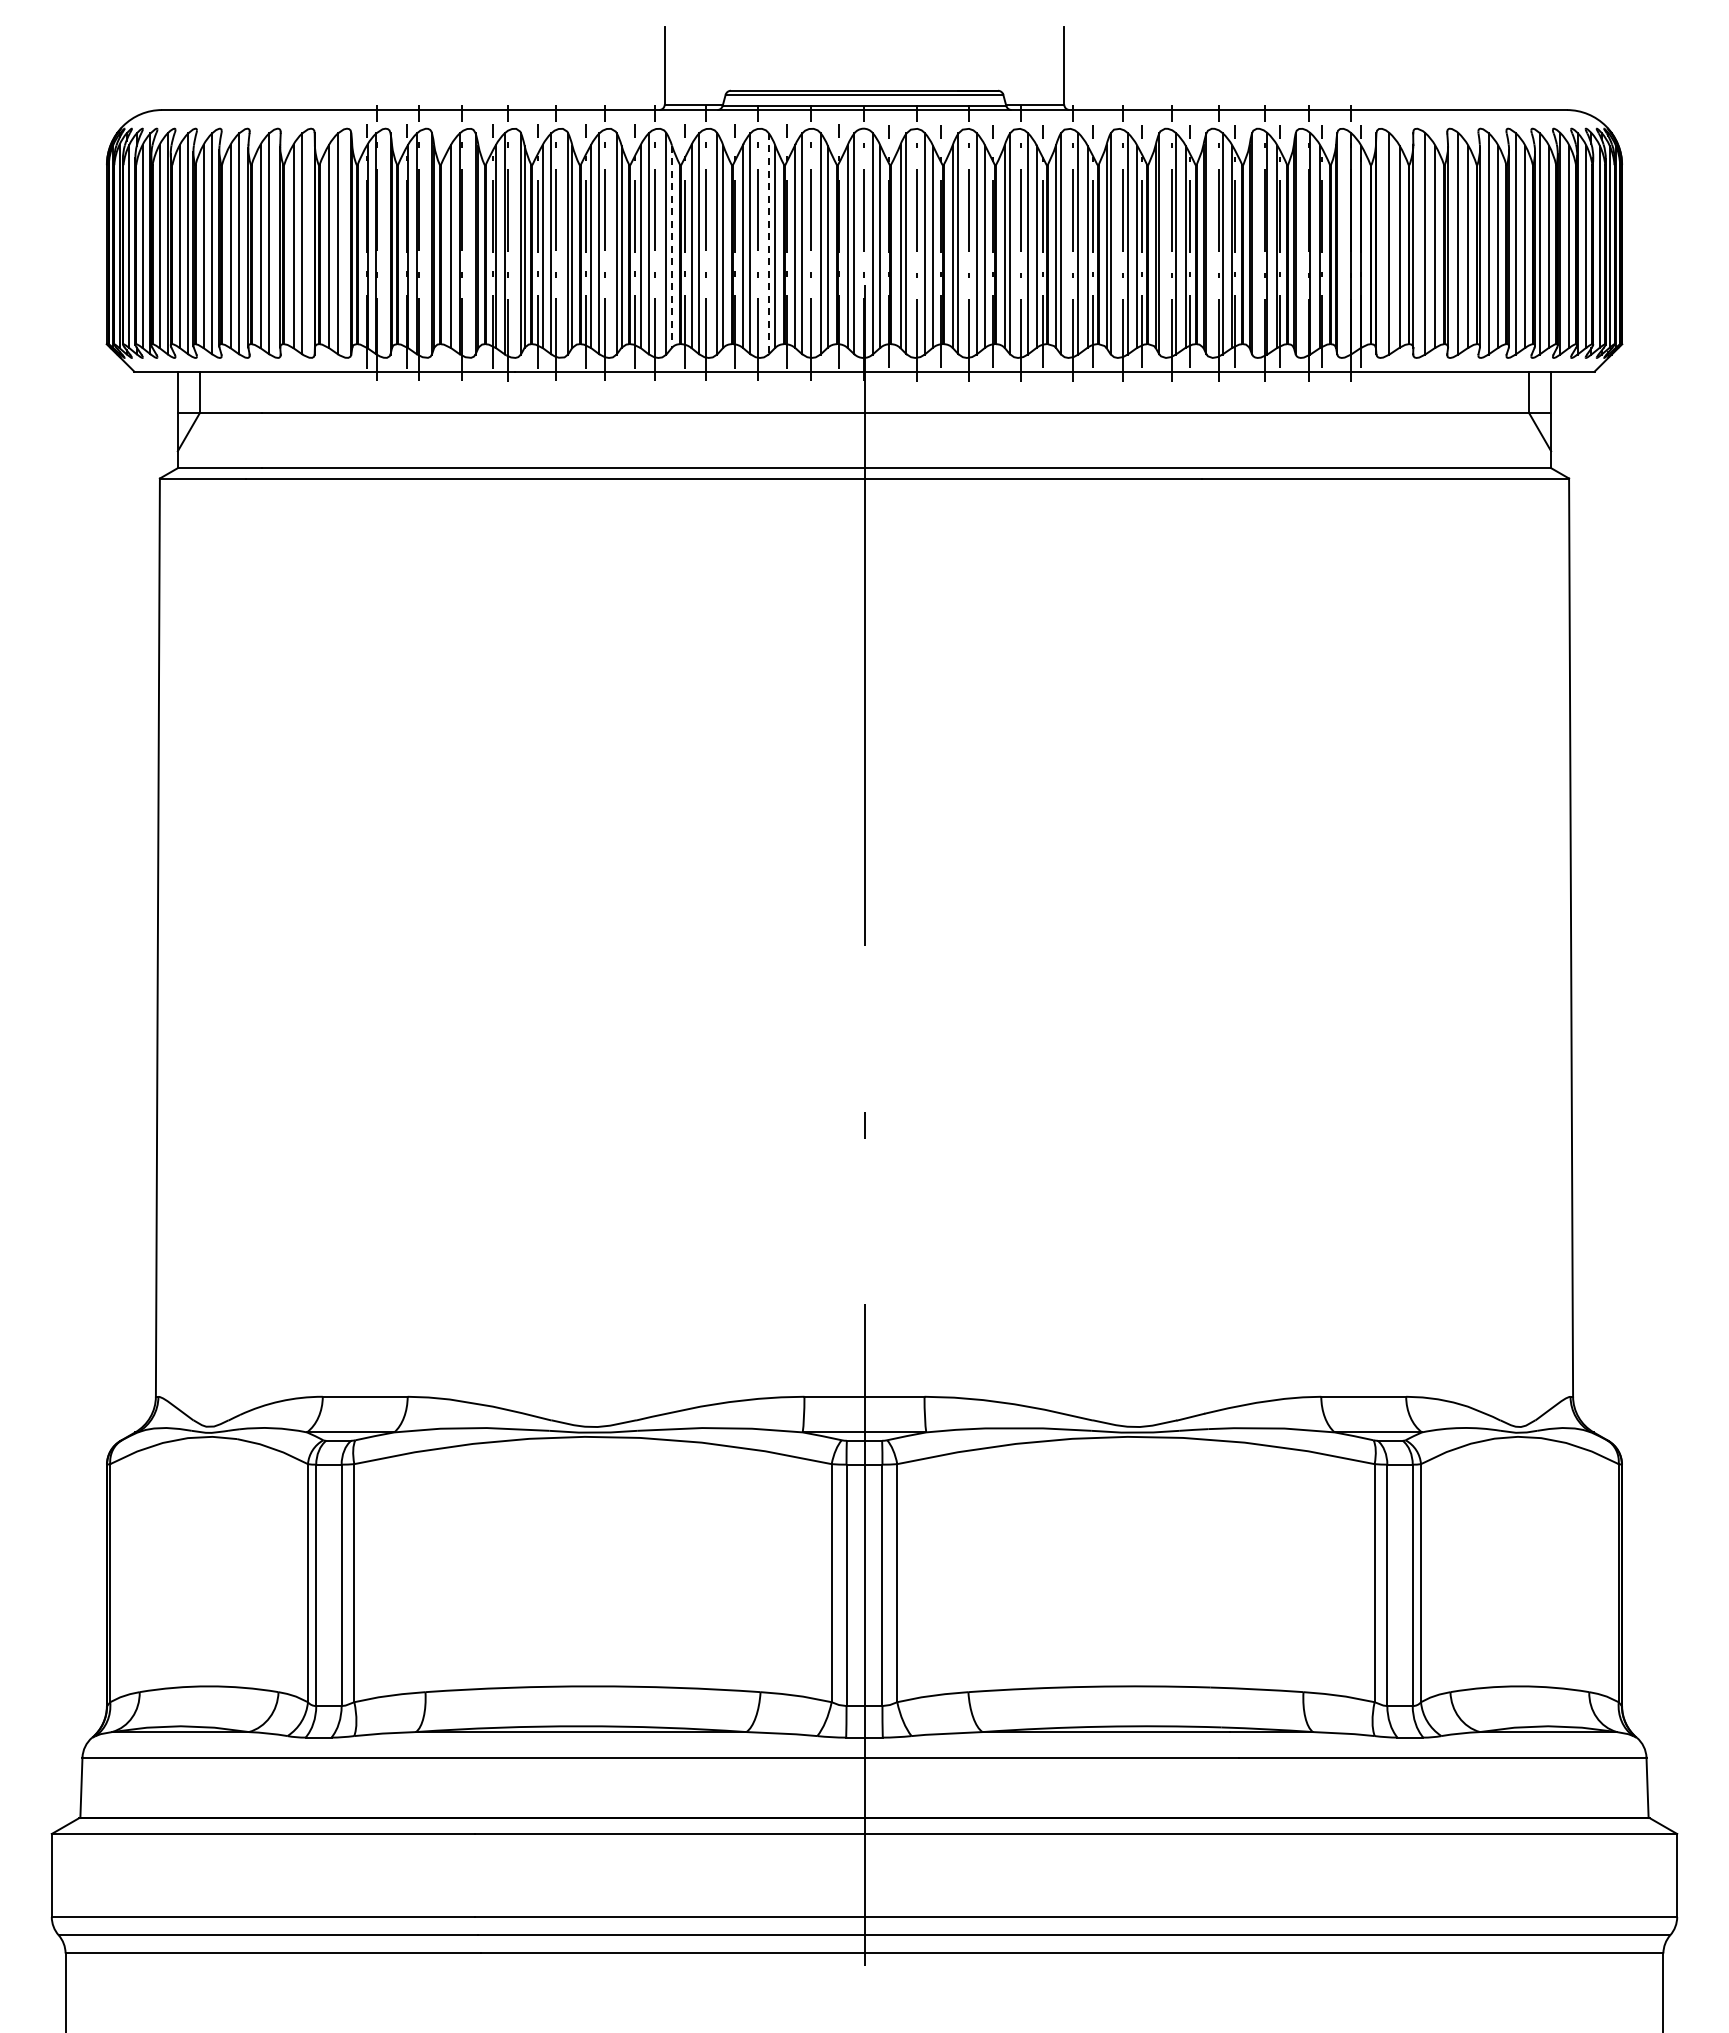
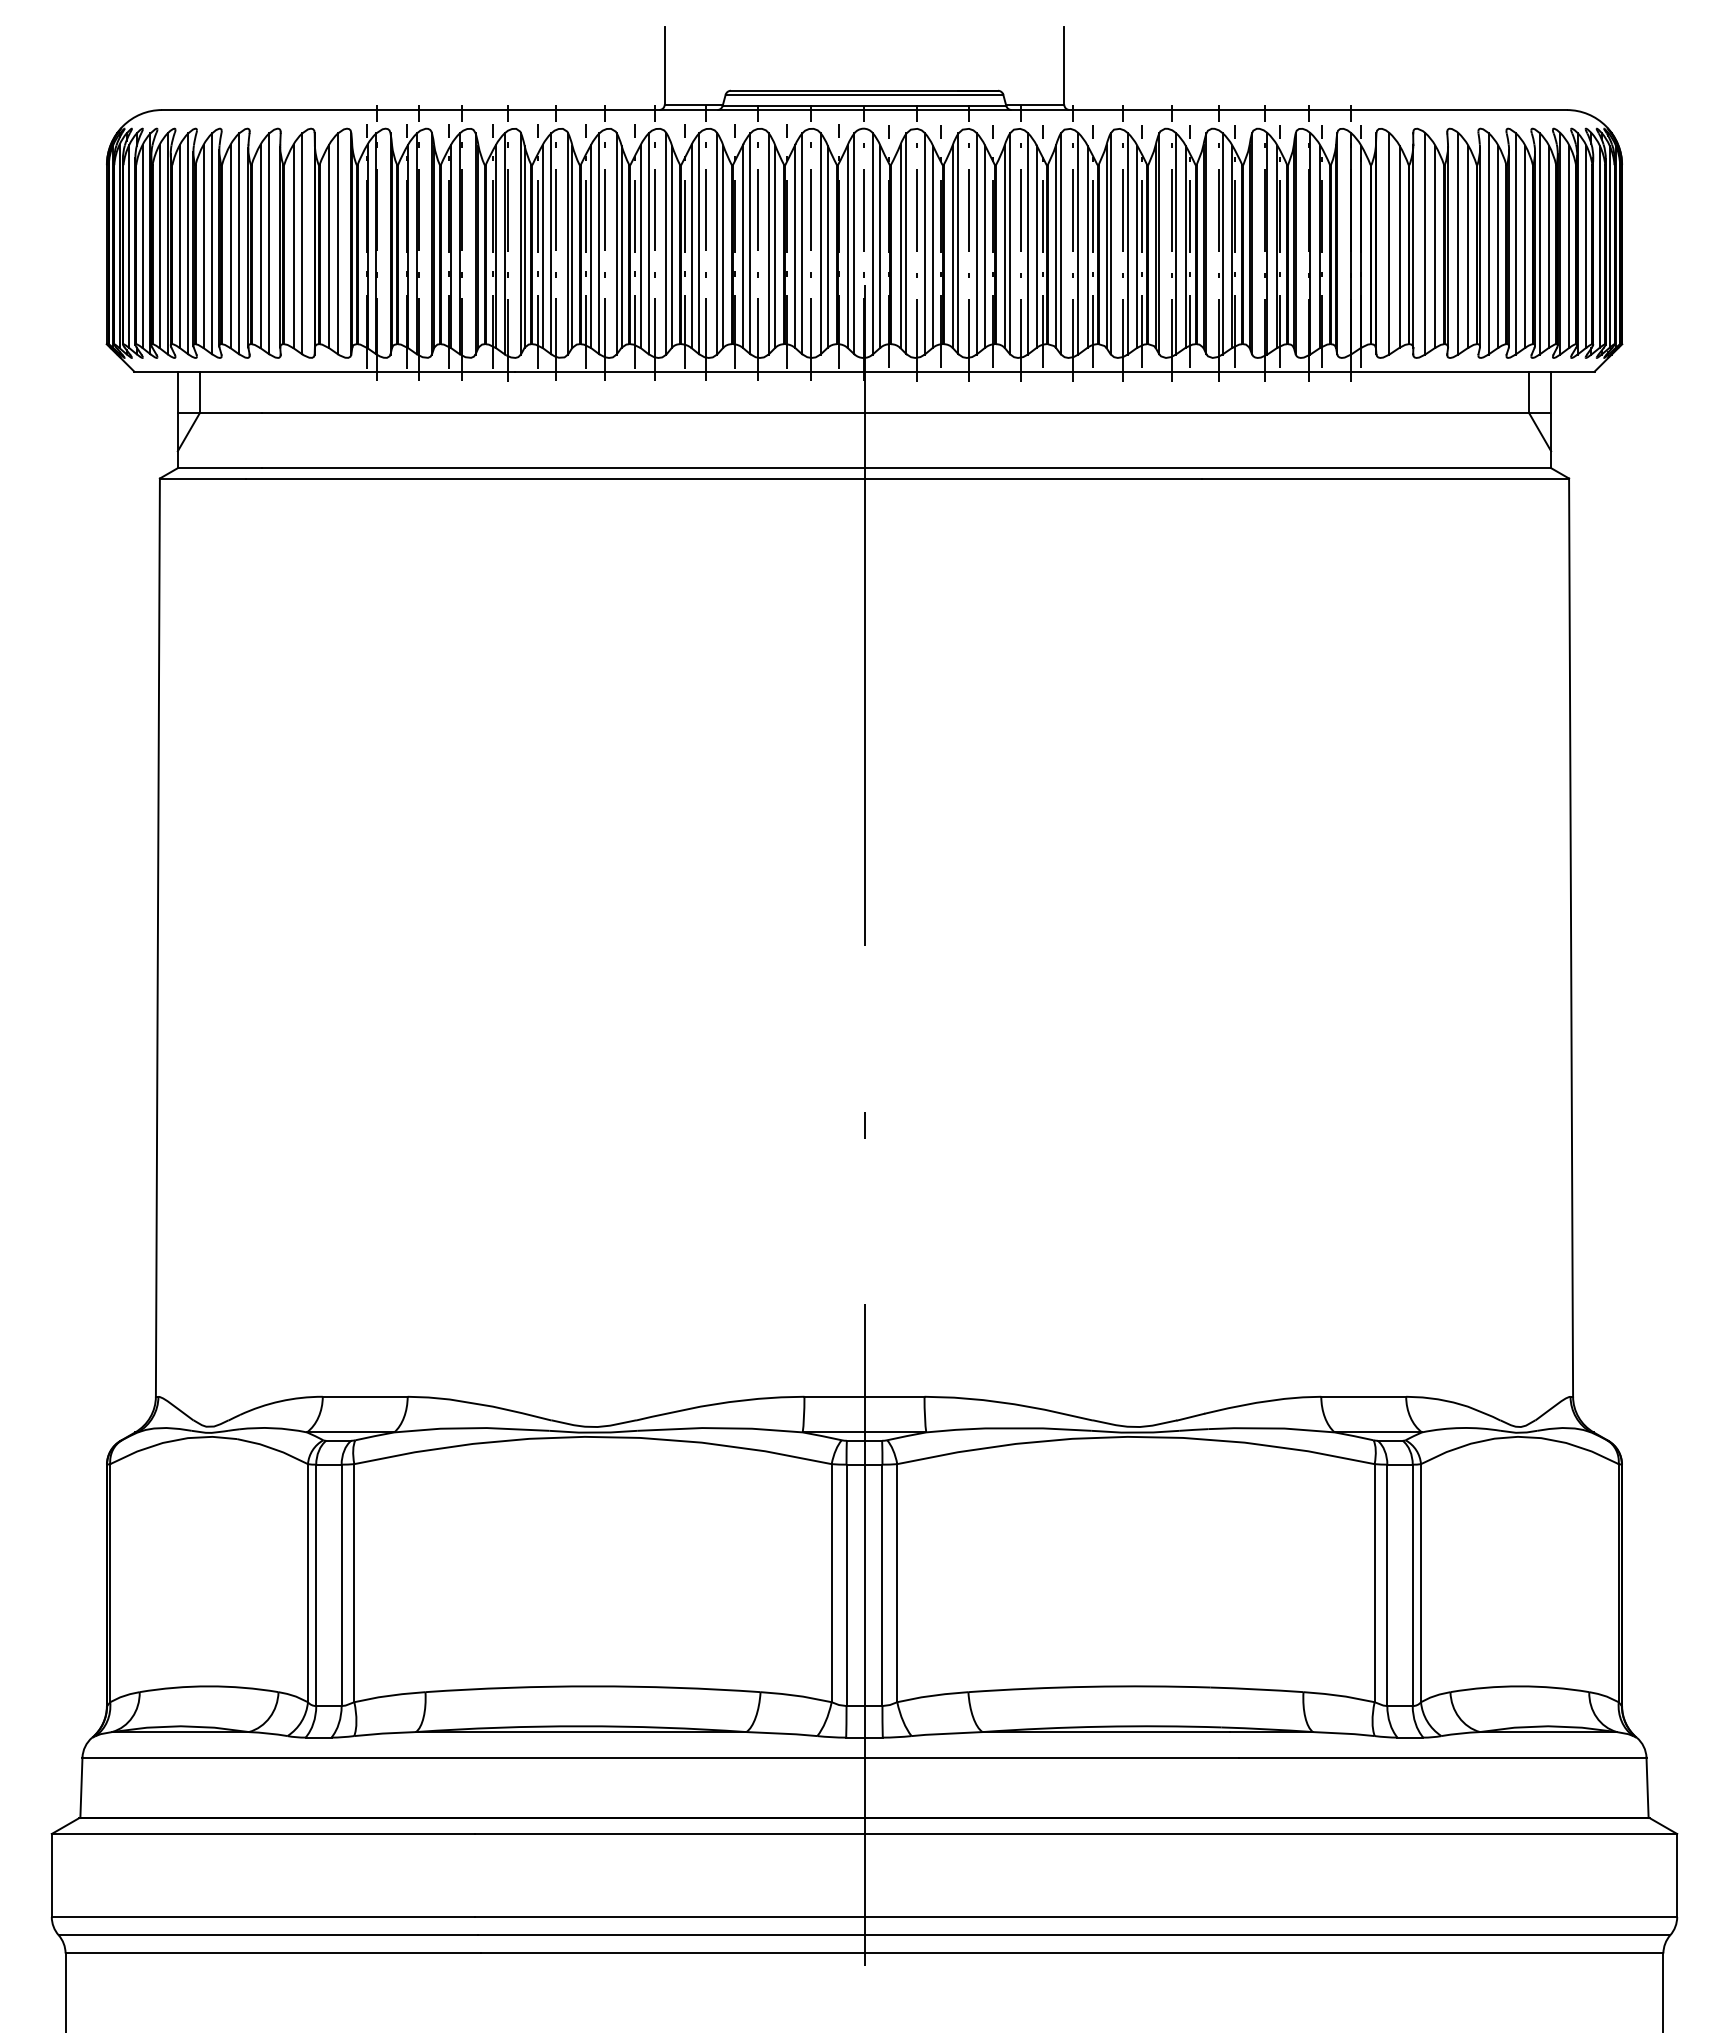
line: dashed -> solid (768, 243)
line: none -> present (448, 246)
line: dashed -> solid (671, 247)
